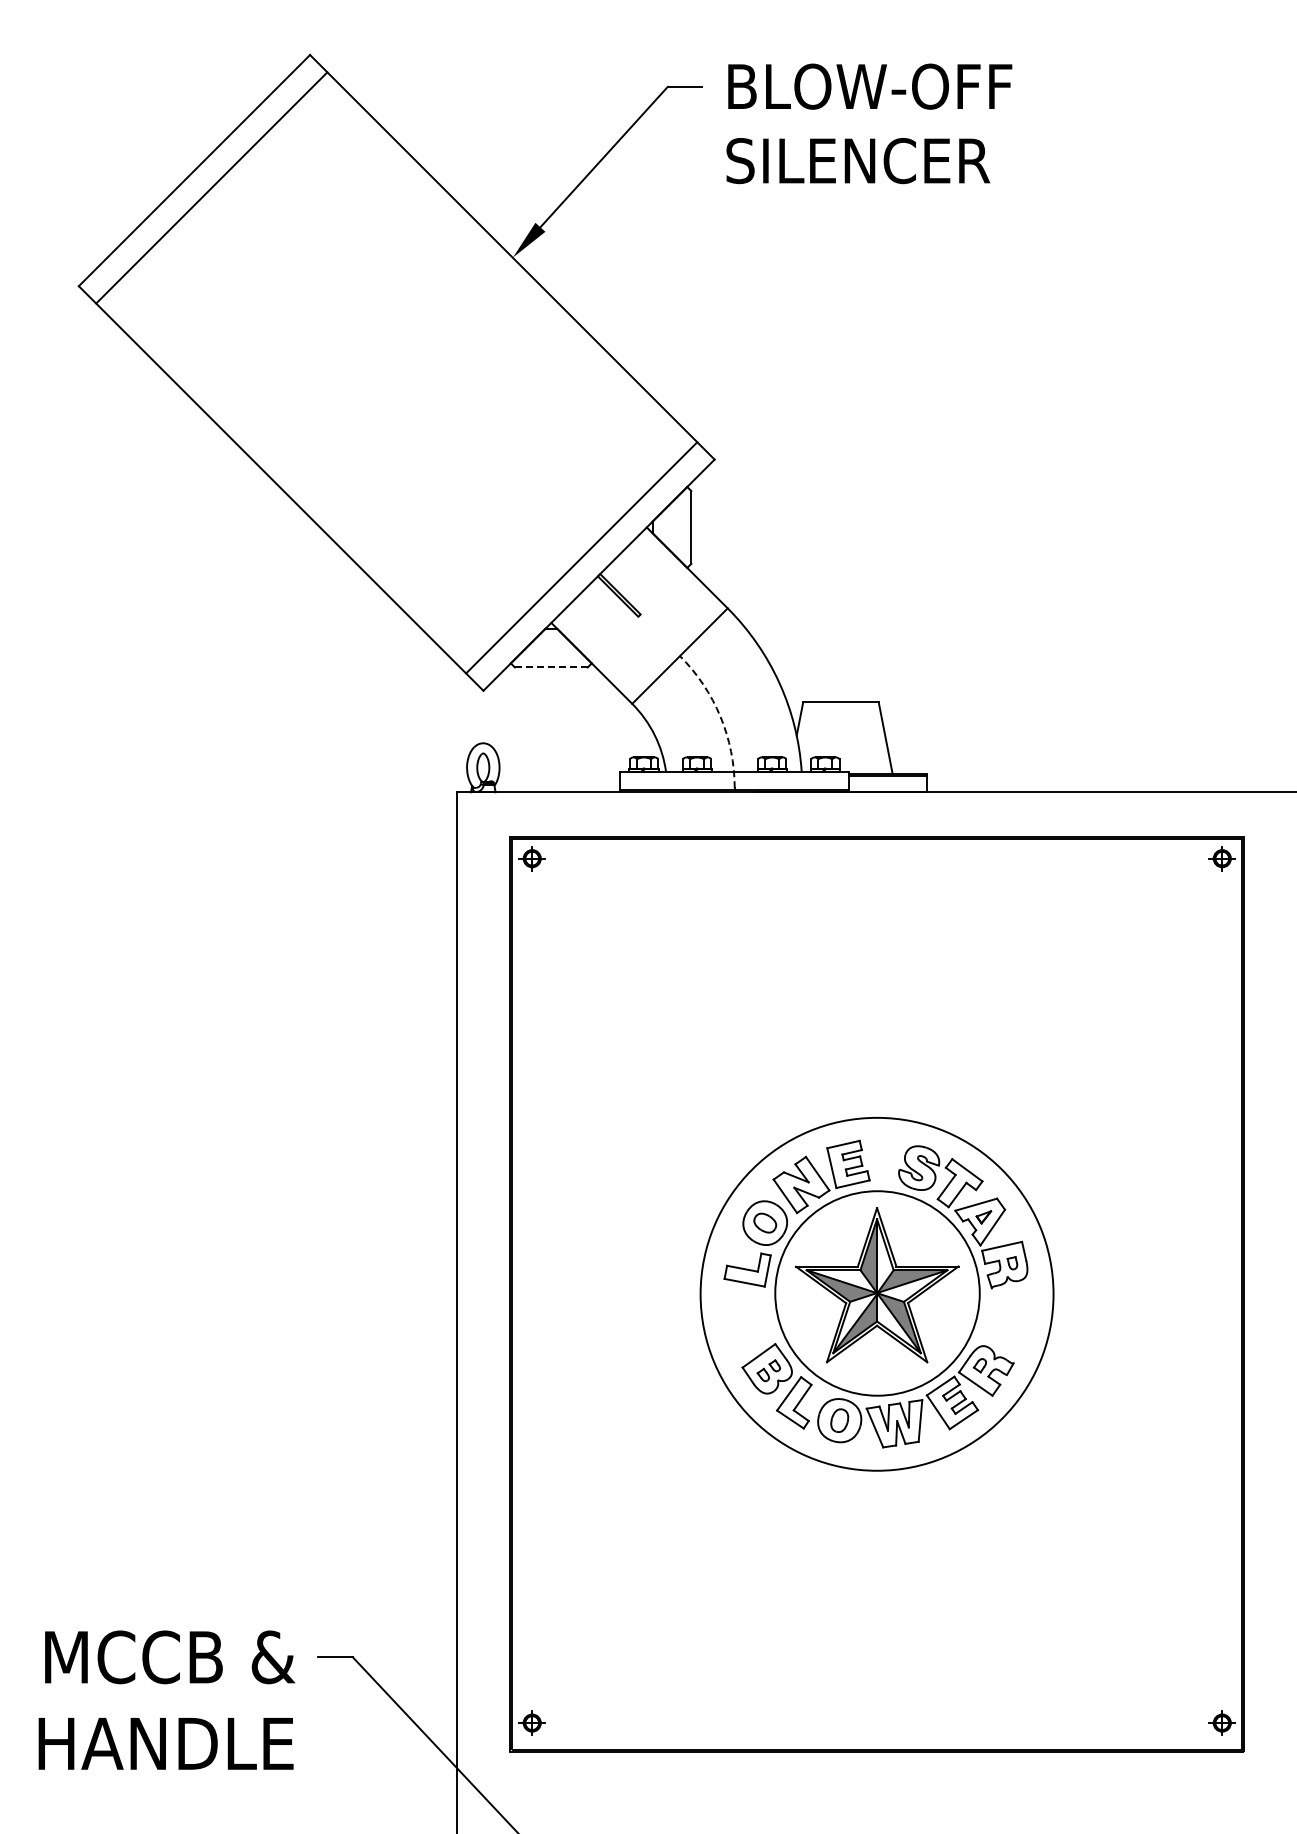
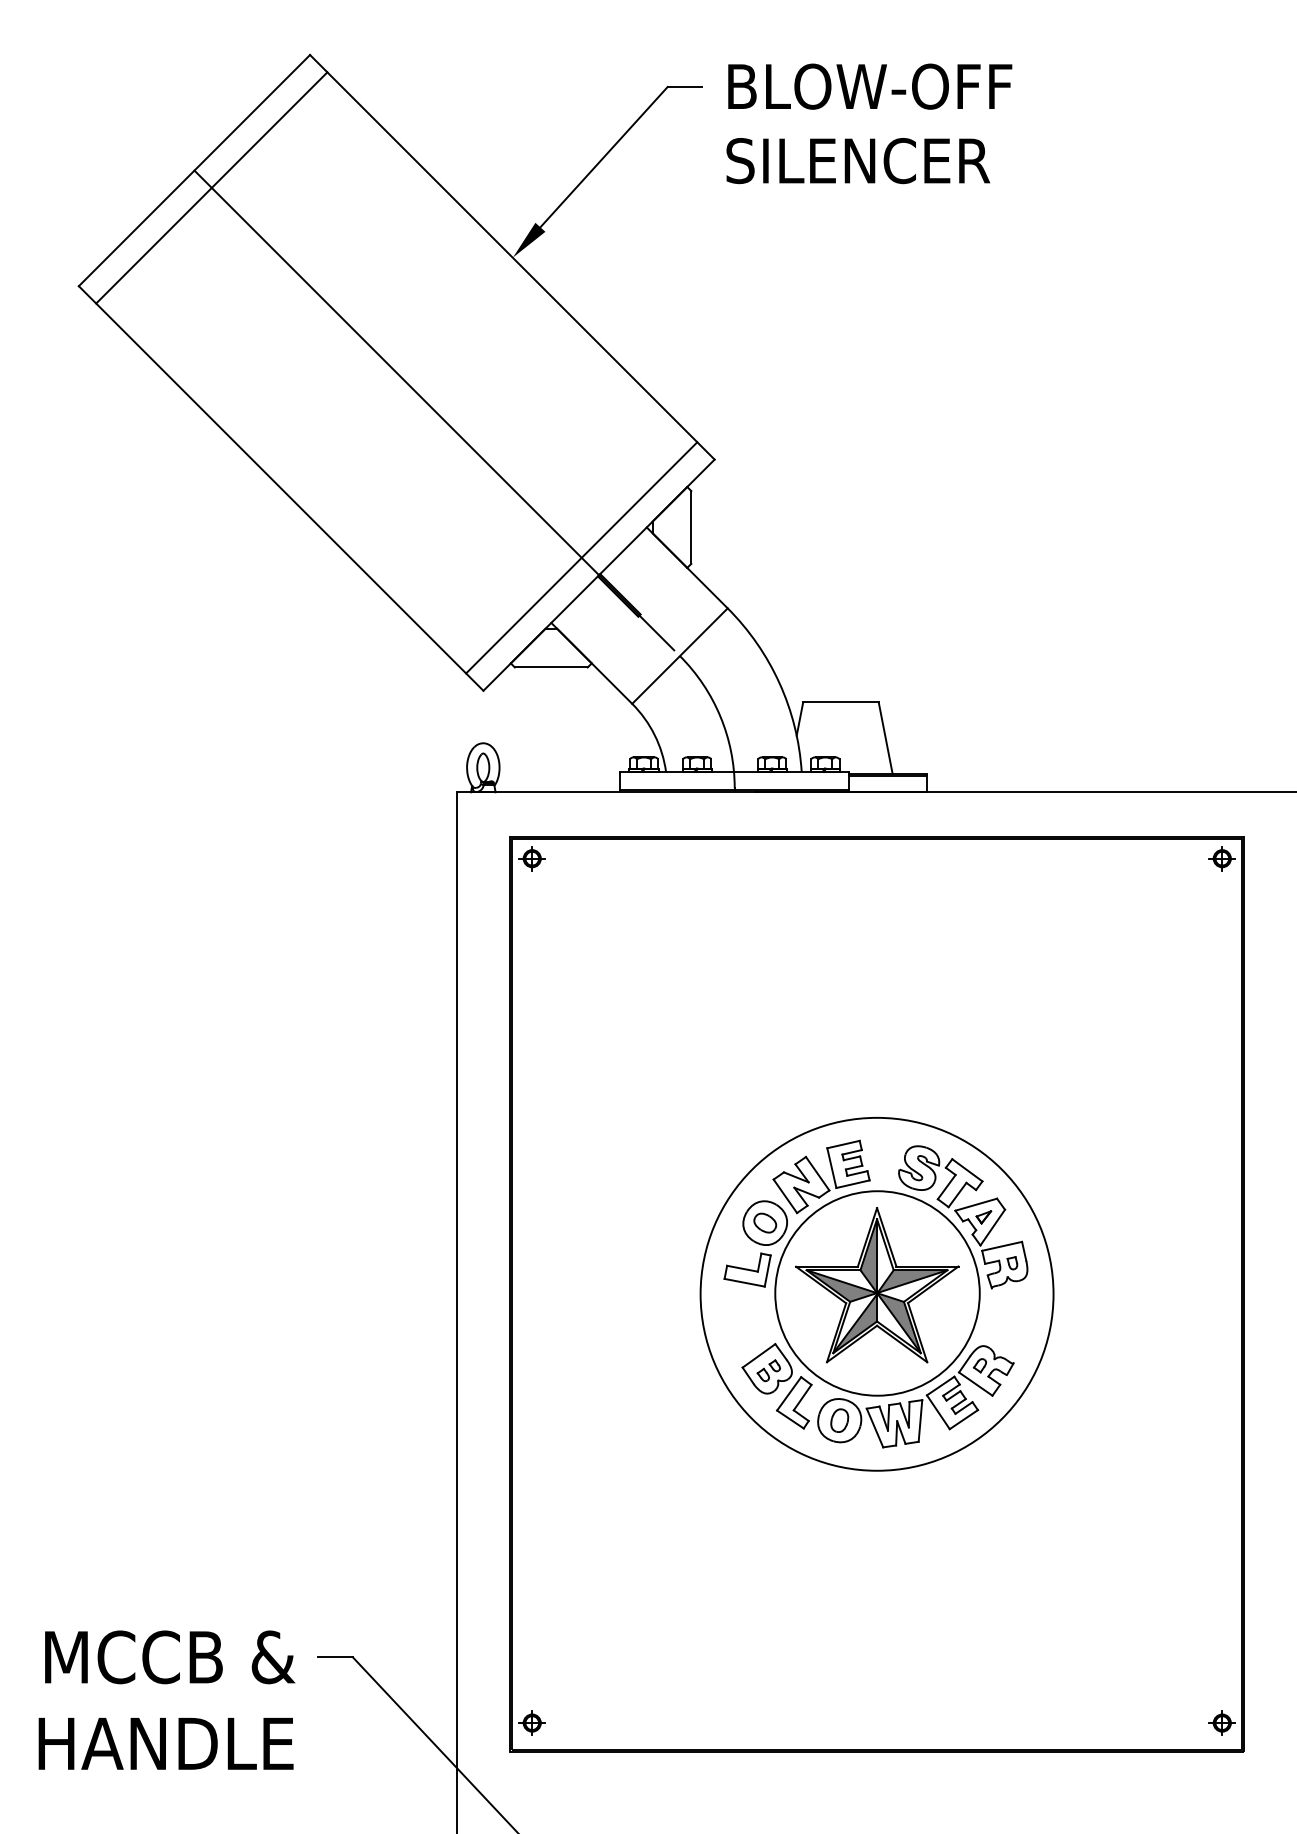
line: none -> present (434, 410)
line: dashed -> solid (551, 667)
arc: dashed -> solid (720, 716)
